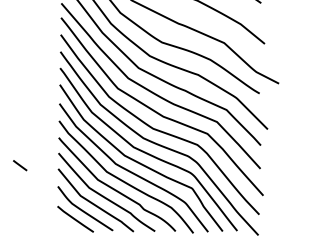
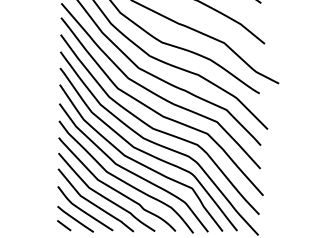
line position: (20, 165) -> (64, 225) (64, 225)
